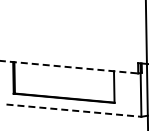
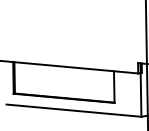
line: dashed -> solid (69, 67)
line: dashed -> solid (73, 110)
